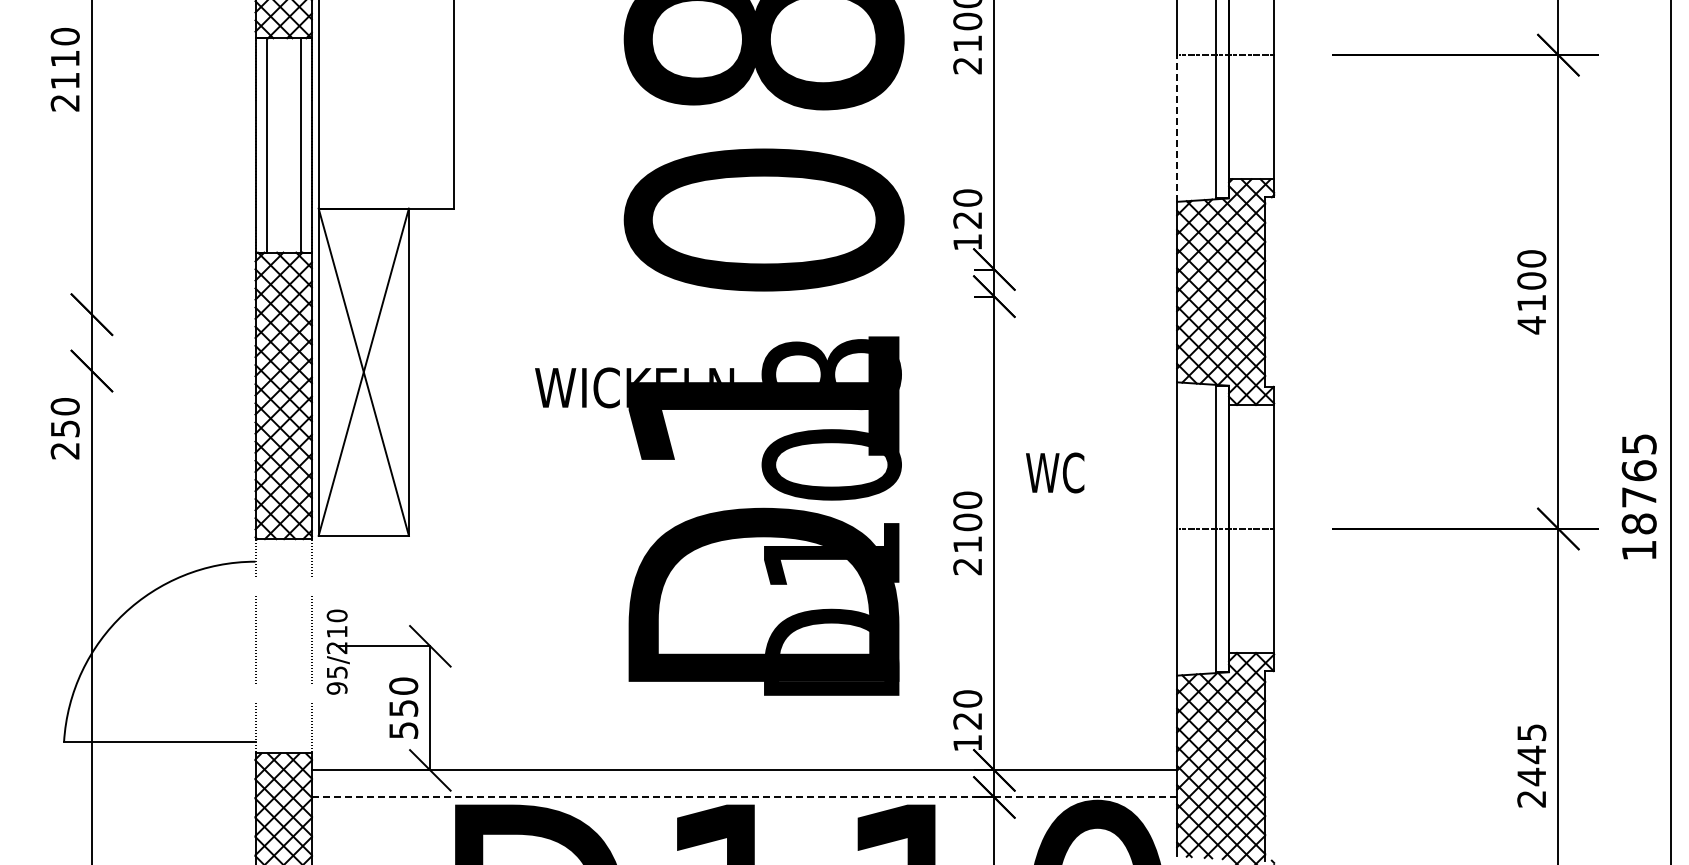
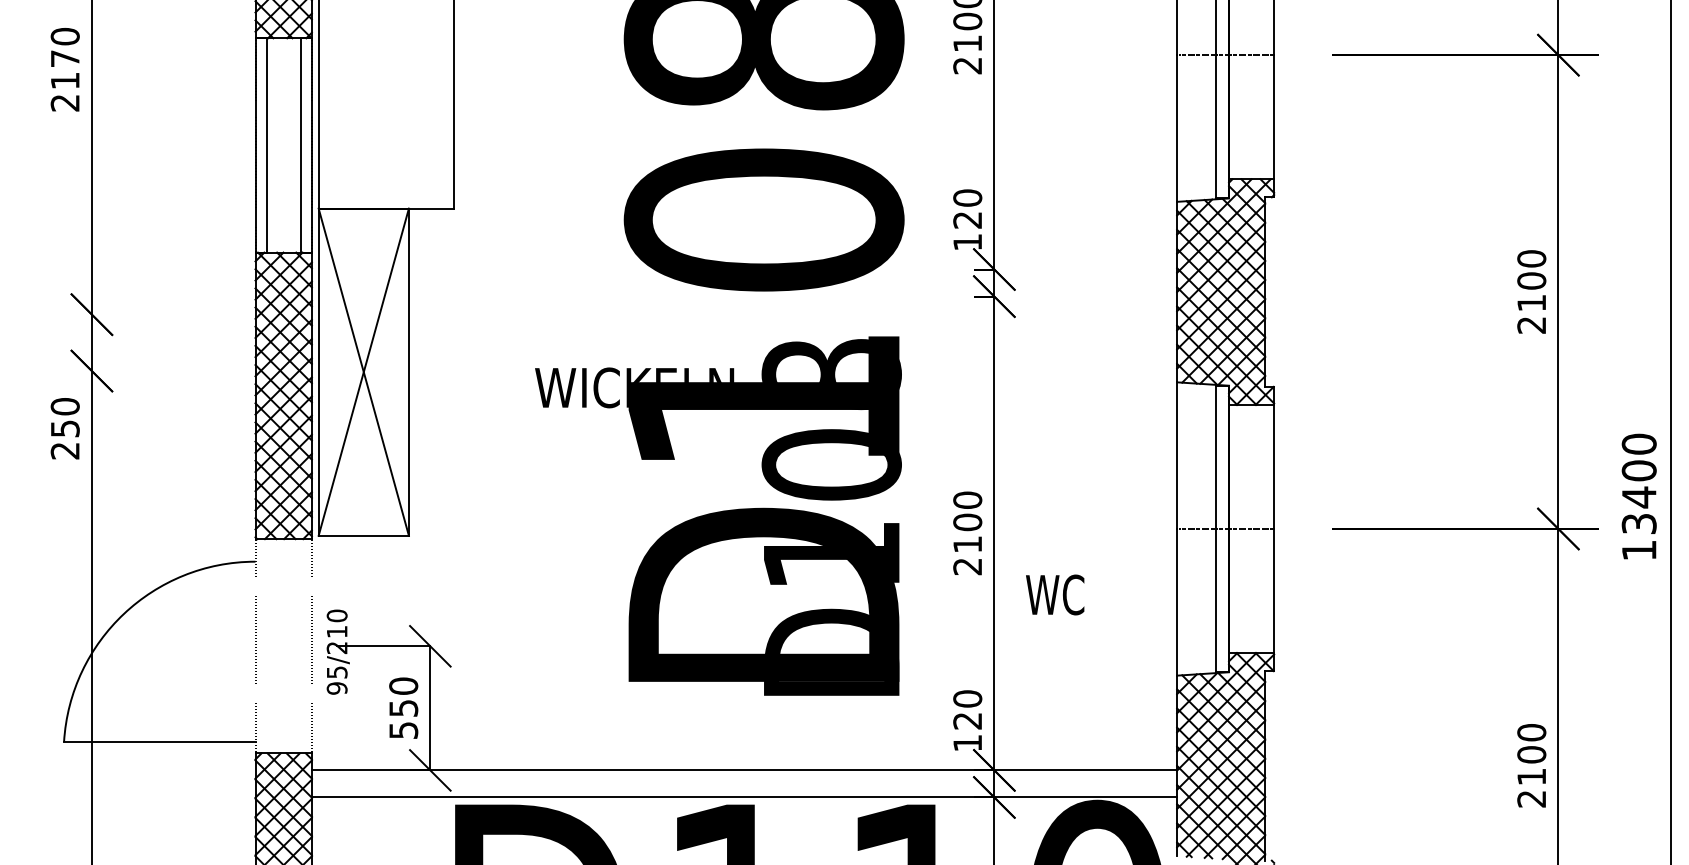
text: 2110 -> 2170 (65, 58)
line: dashed -> solid (1177, 128)
text: 4100 -> 2100 (1531, 325)
text position: (1055, 472) -> (1055, 594) (1055, 594)
text: 18765 -> 13400 (1638, 483)
text: 2445 -> 2100 (1531, 755)
line: dashed -> solid (744, 797)
